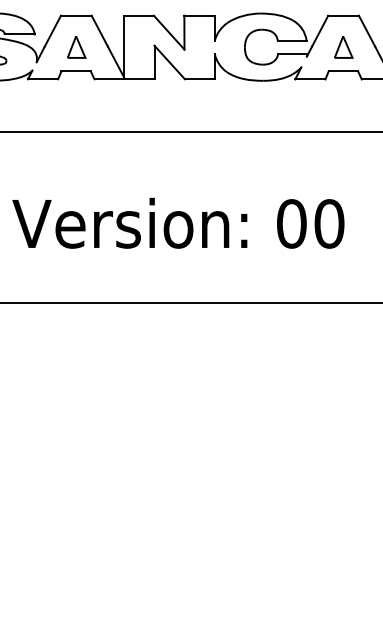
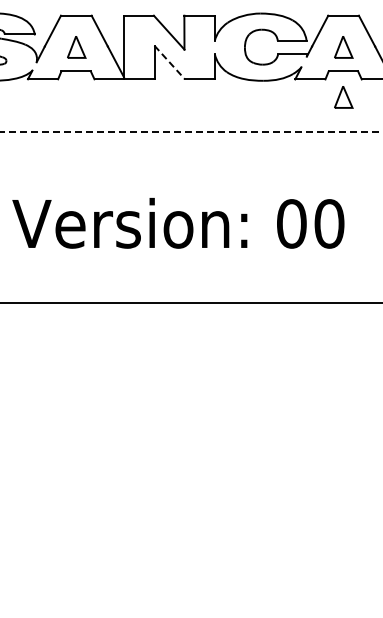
line: solid -> dashed (169, 62)
part: none -> present (343, 97)
line: solid -> dashed (191, 131)
